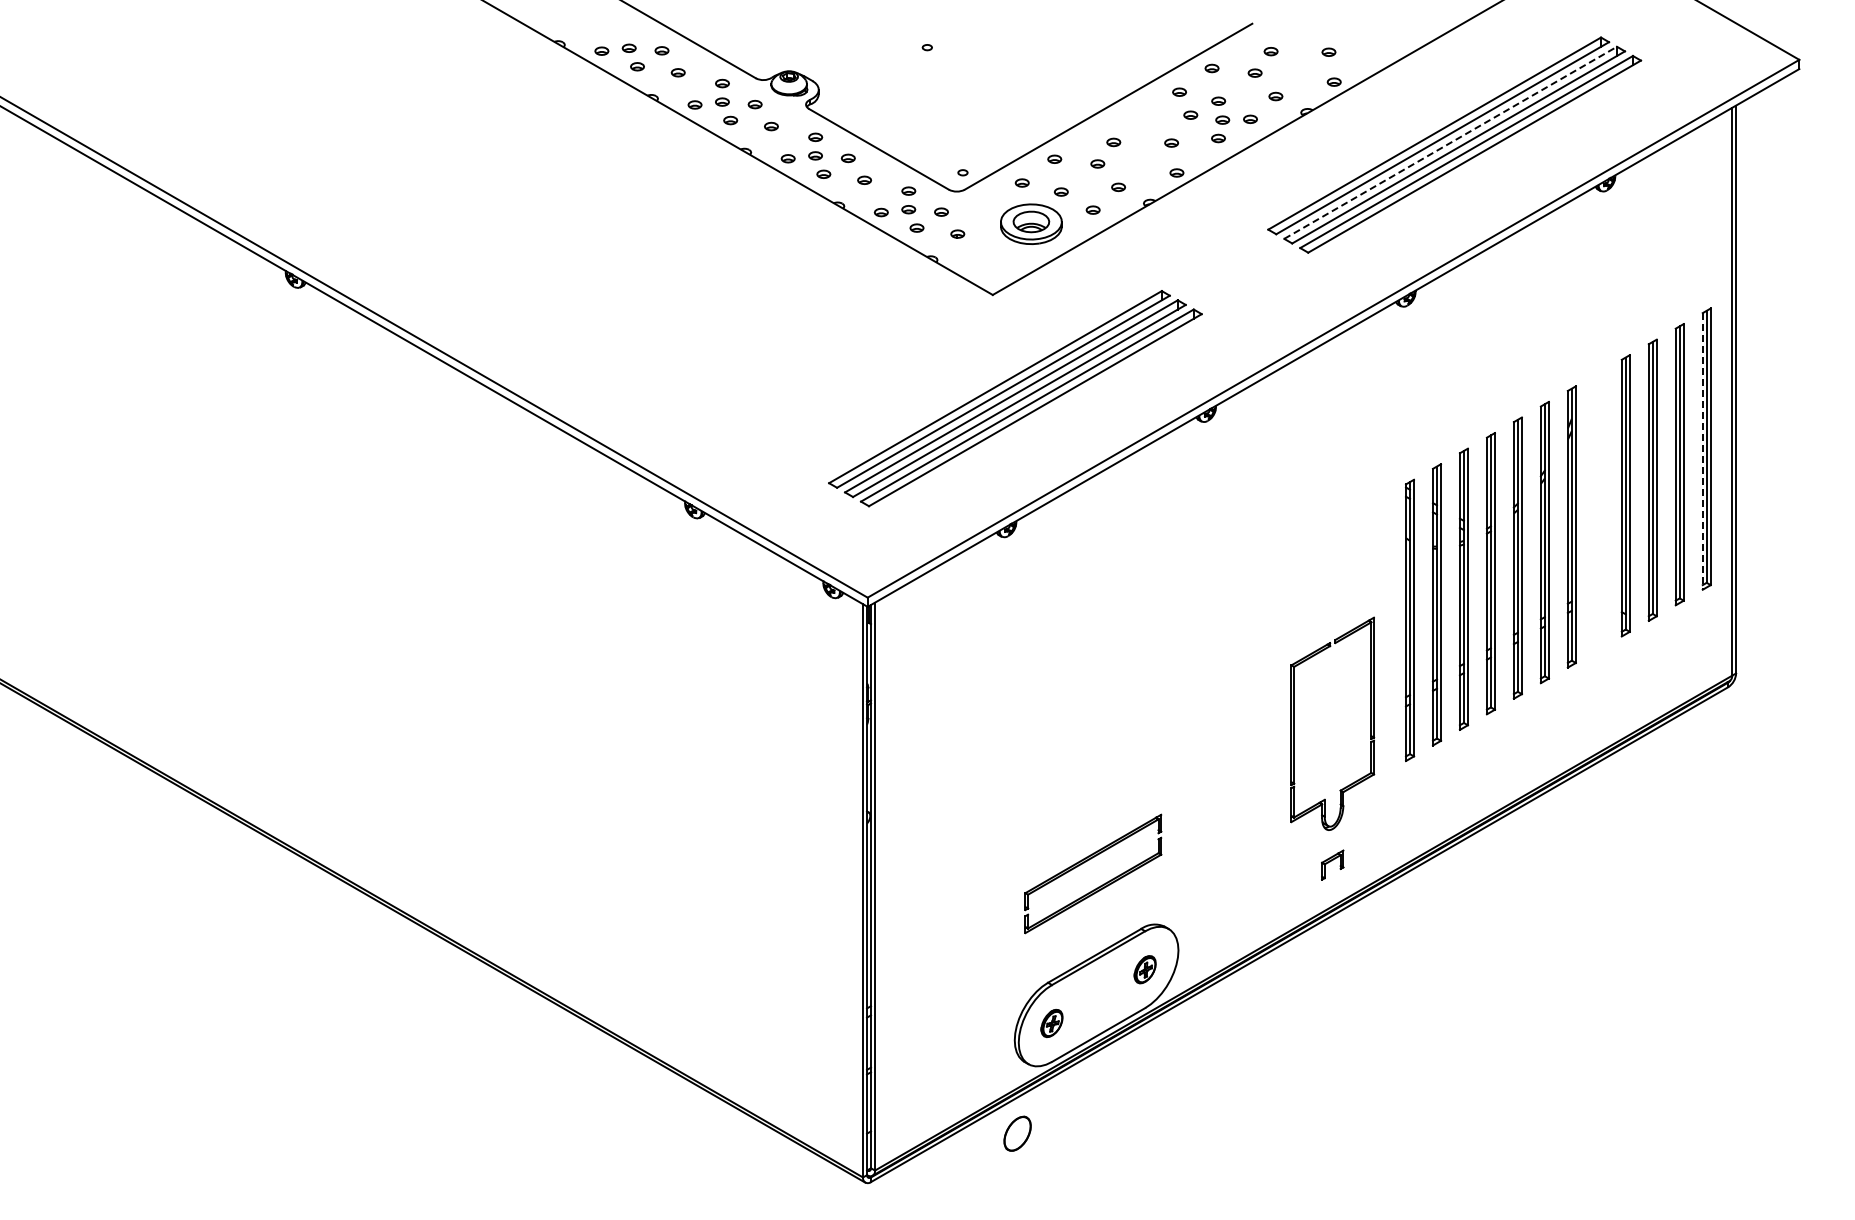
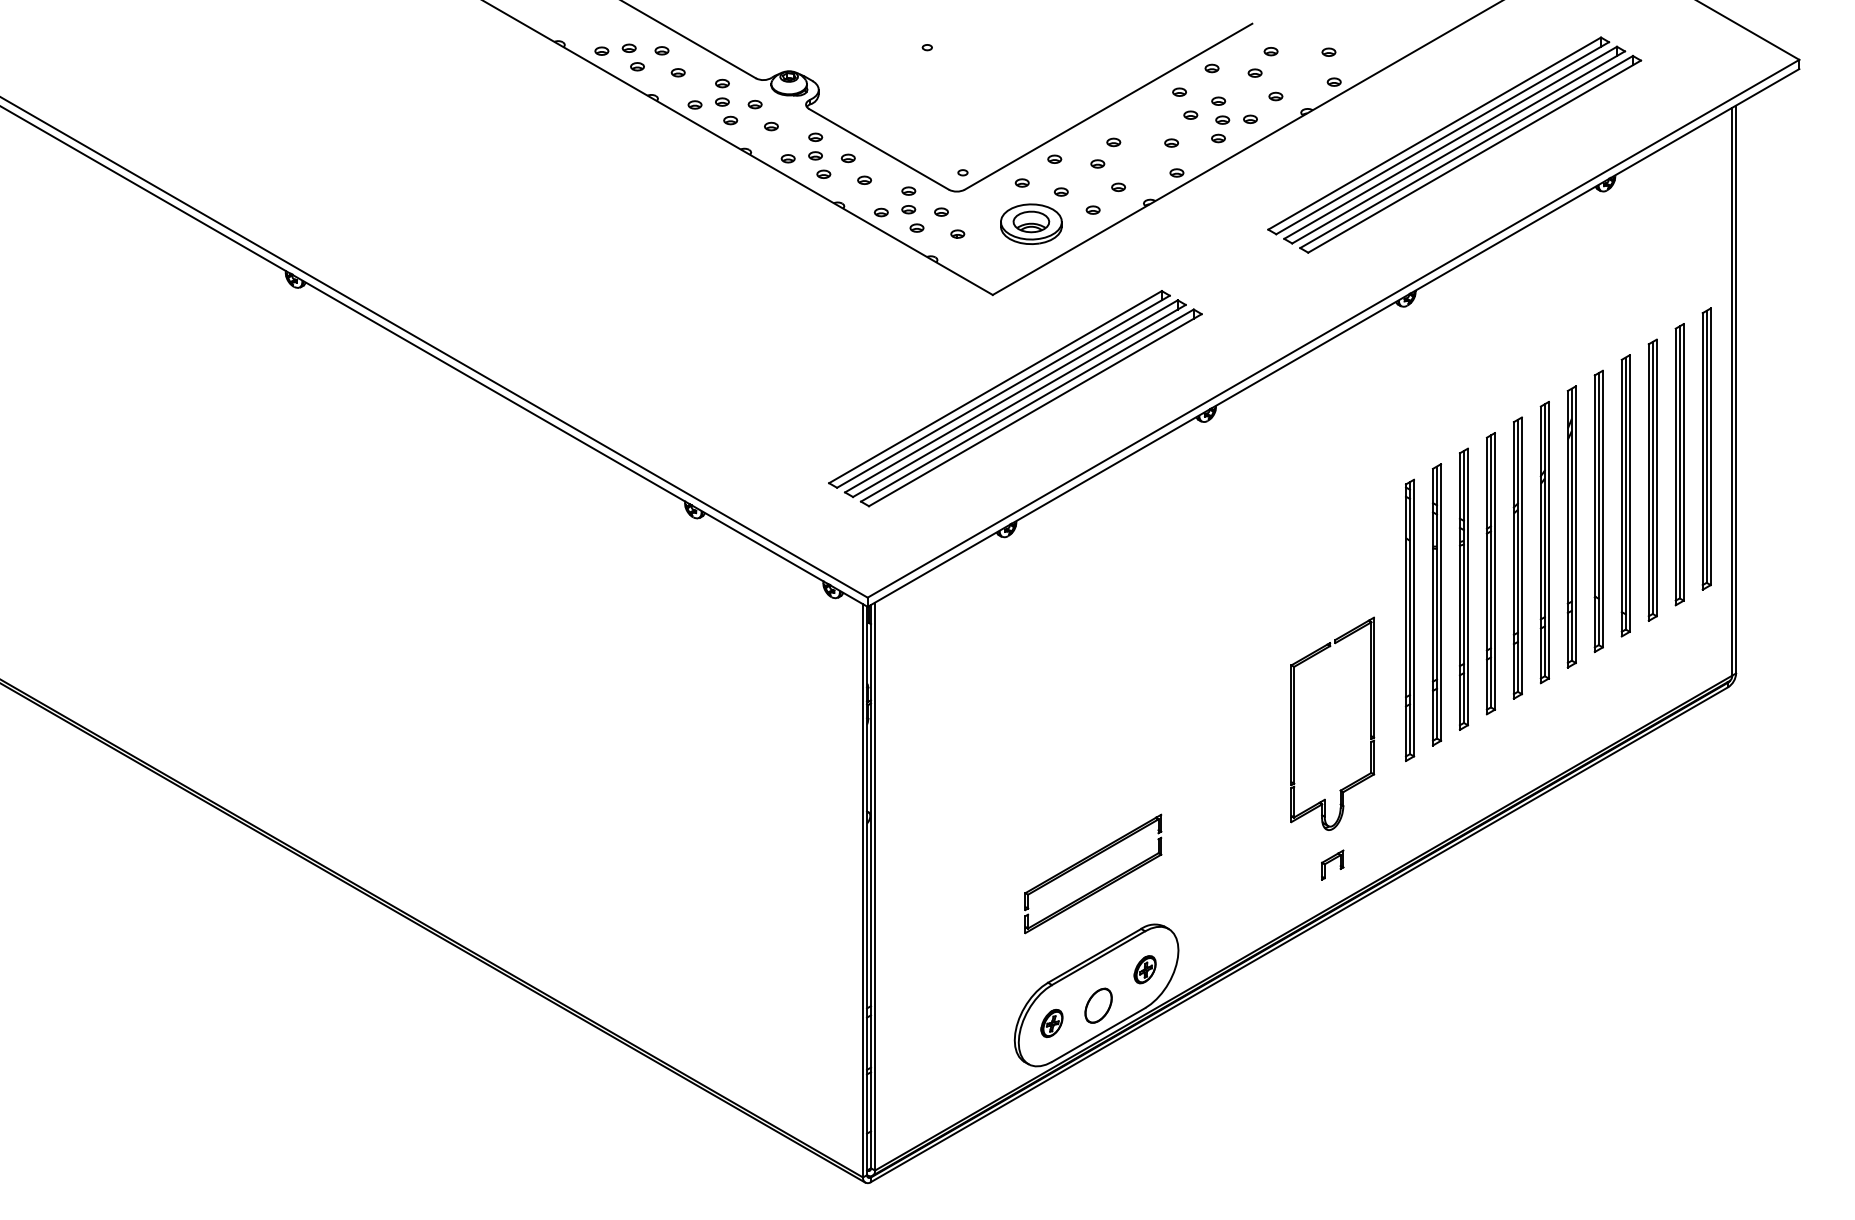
line: dashed -> solid (1451, 142)
line: dashed -> solid (1702, 451)
part: none -> present (1598, 511)
part position: (1017, 1133) -> (1098, 1005) (1098, 1005)
